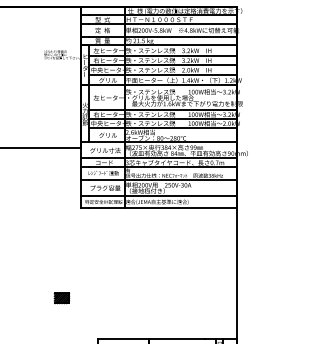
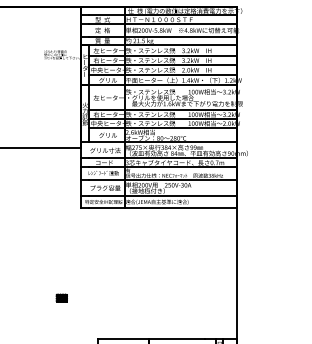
part size: 18x13 px -> 13x10 px (61, 297)
